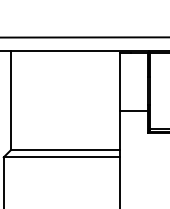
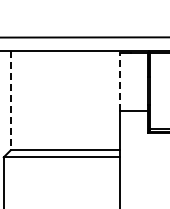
line: solid -> dashed (120, 81)
line: solid -> dashed (10, 100)
